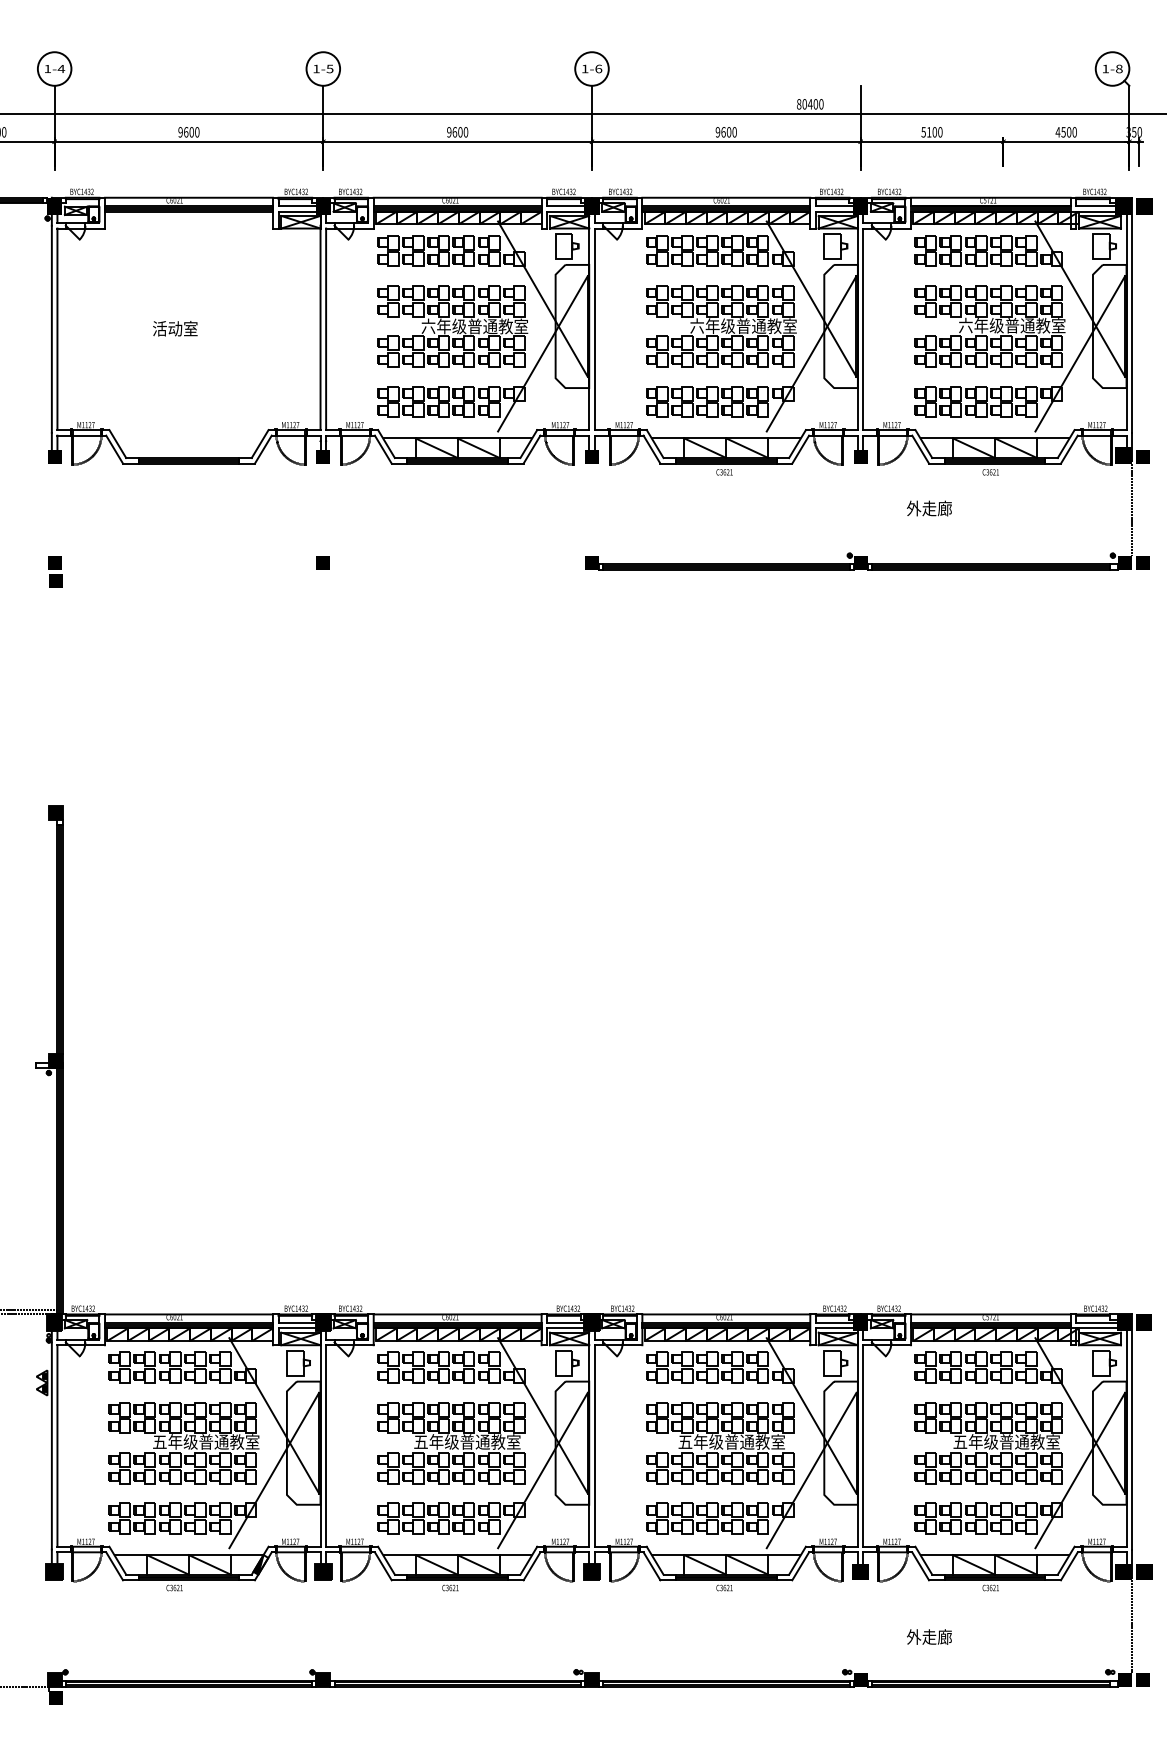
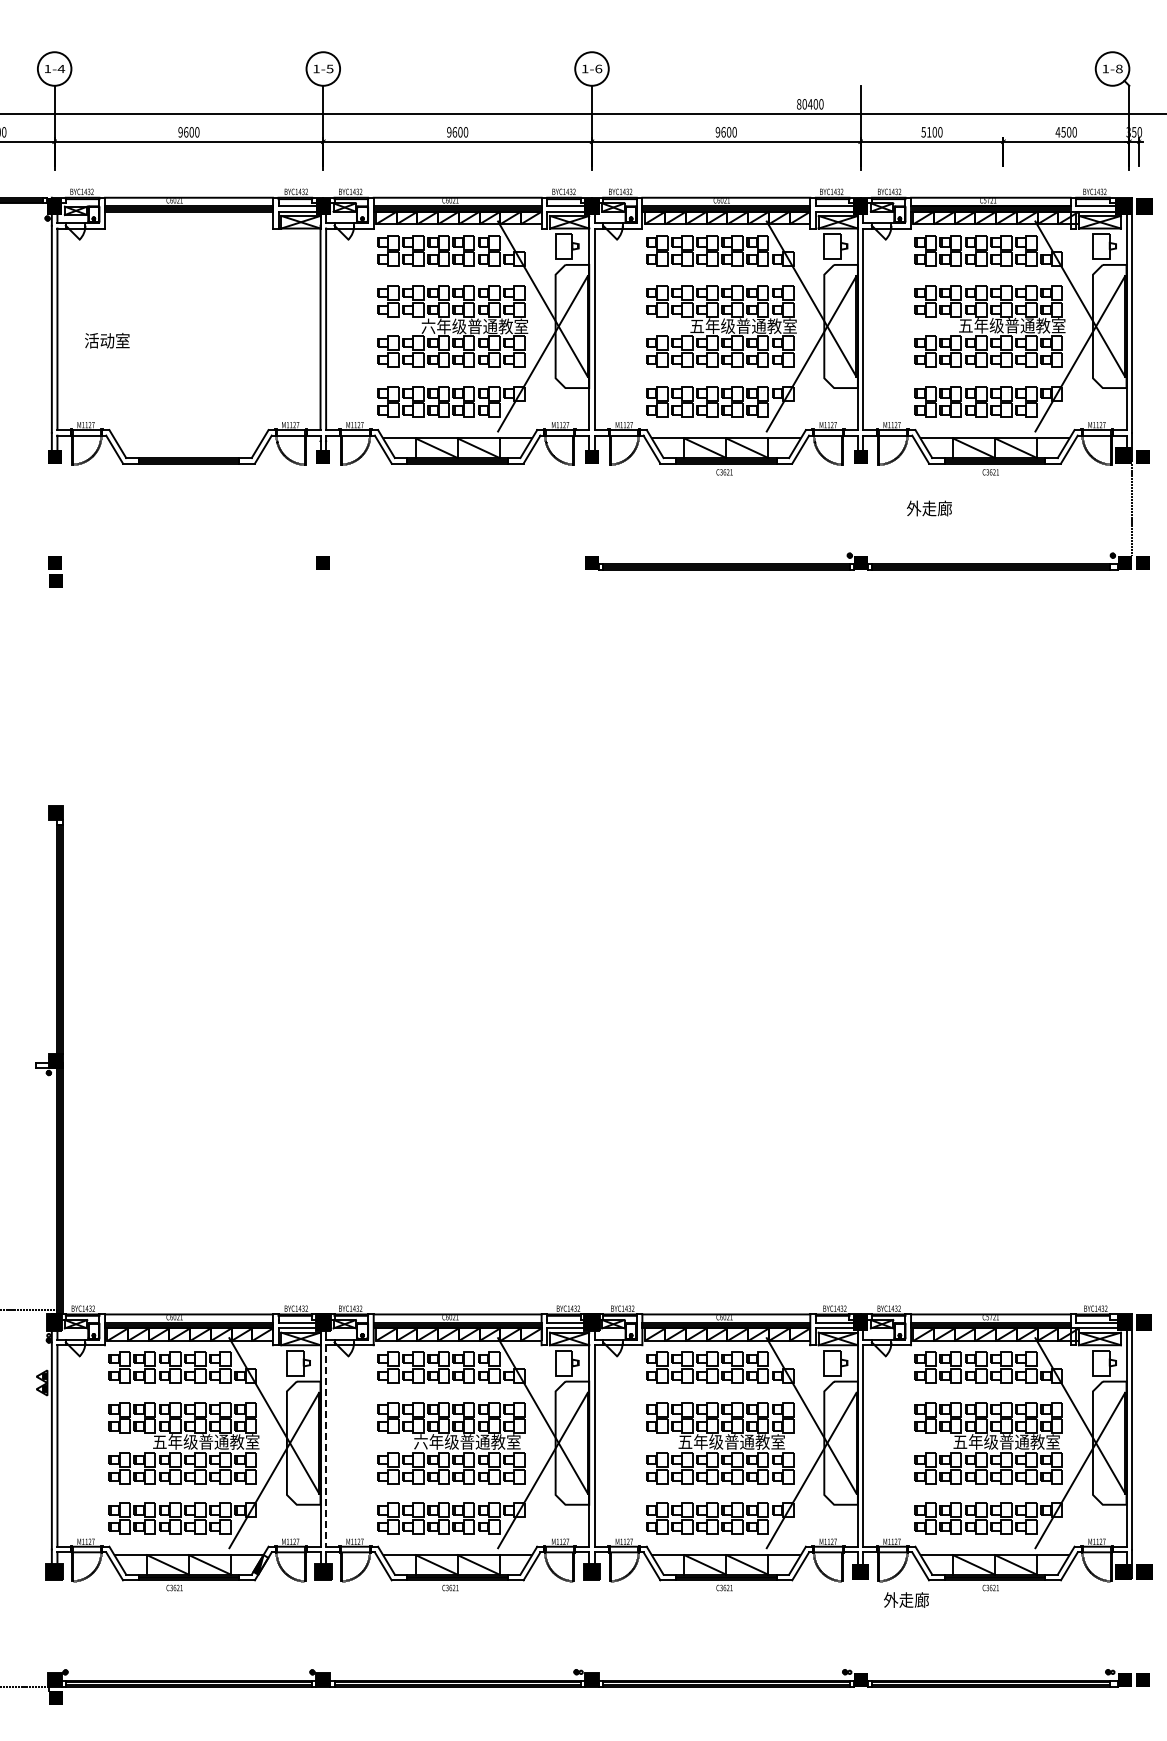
text: 六年级普通教室 -> 五年级普通教室 (697, 325)
text: 六年级普通教室 -> 五年级普通教室 (965, 325)
text position: (175, 328) -> (107, 340) (107, 340)
line: present -> none (24, 1314)
text: 五年级普通教室 -> 六年级普通教室 (420, 1441)
line: solid -> dashed (326, 1445)
line: present -> none (1132, 1626)
text position: (929, 1636) -> (906, 1599) (906, 1599)
